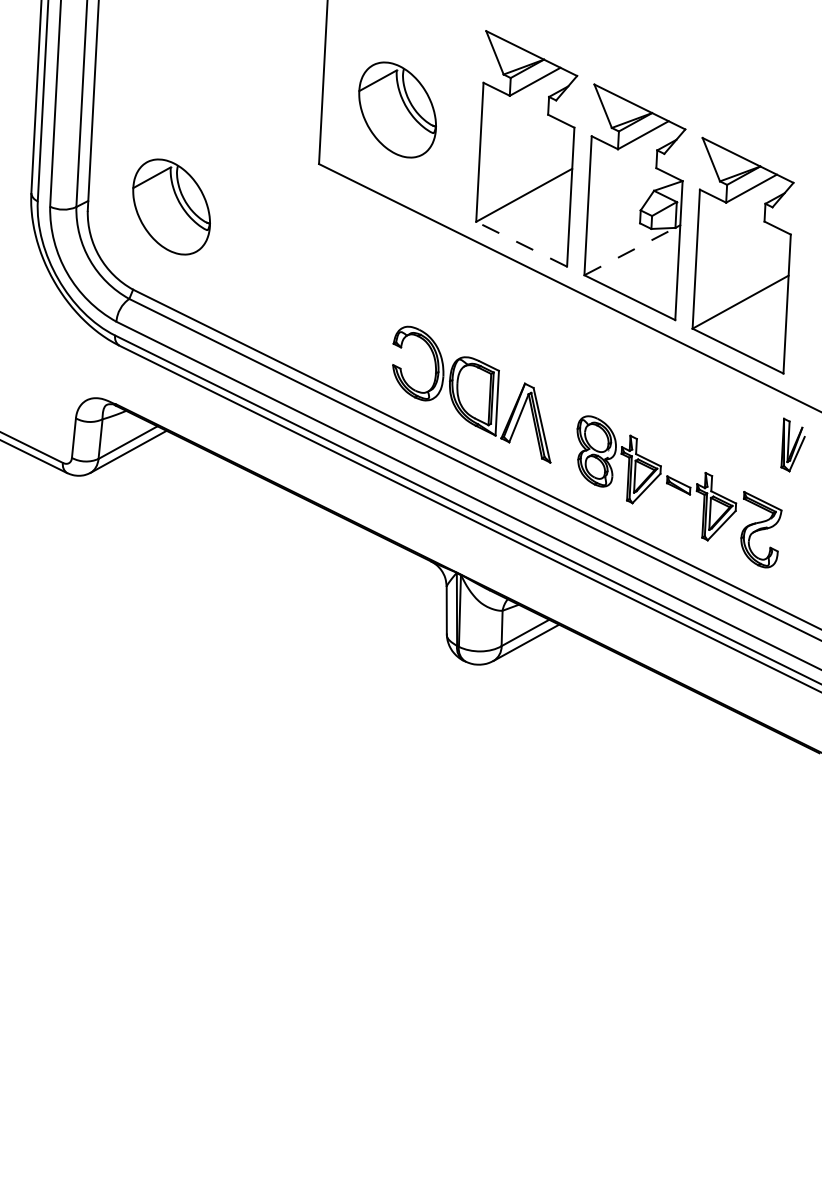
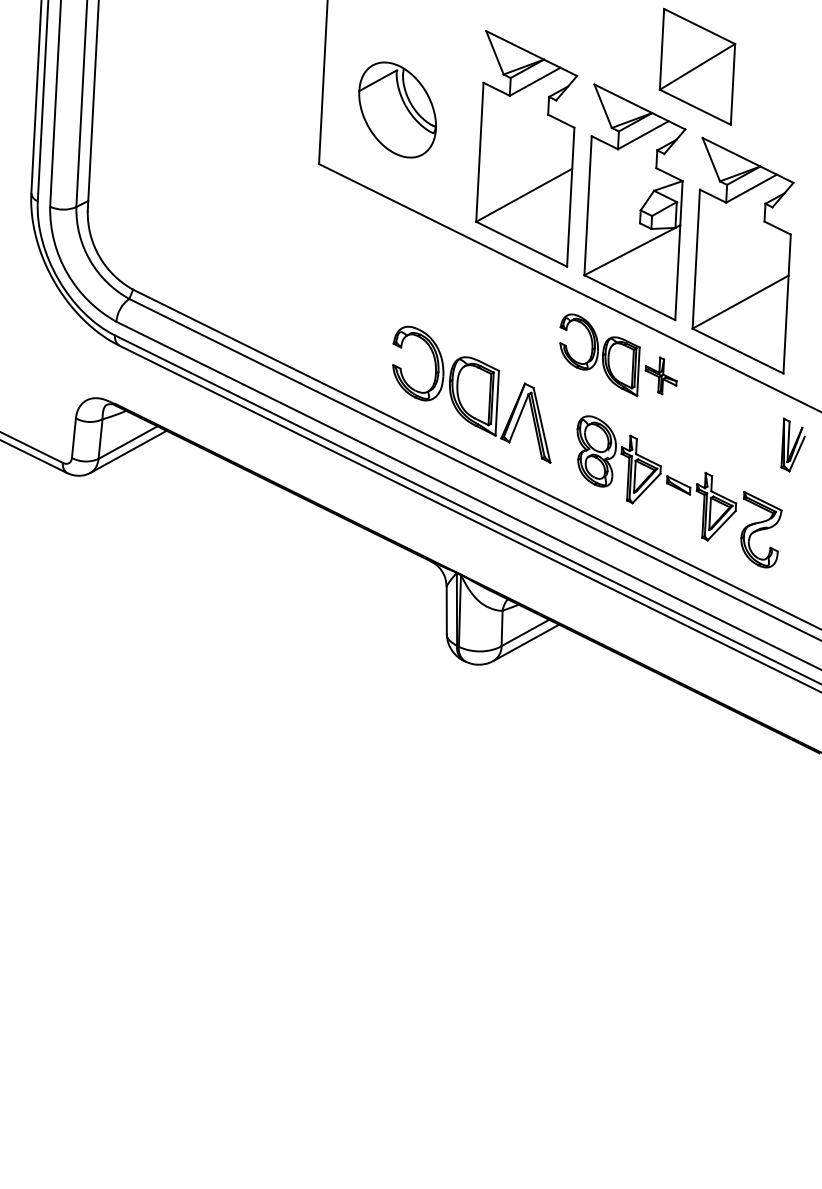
part: none -> present (697, 66)
part: present -> none (171, 206)
line: dashed -> solid (521, 244)
line: dashed -> solid (630, 251)
part: none -> present (618, 355)
